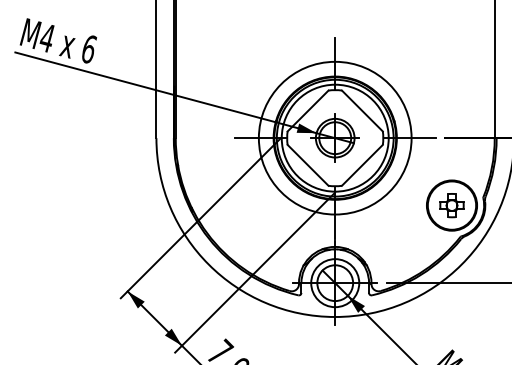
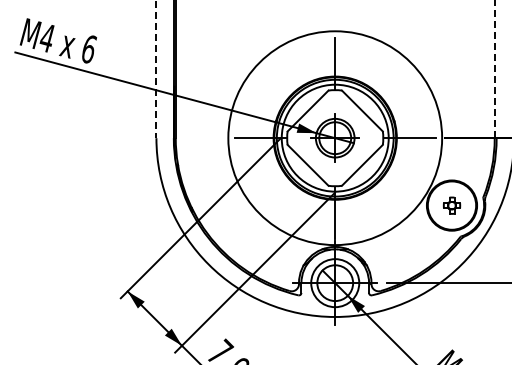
line: solid -> dashed (156, 69)
line: solid -> dashed (494, 69)
circle diameter: 153 px -> 214 px (335, 138)
part size: 26x26 px -> 20x19 px (451, 205)
